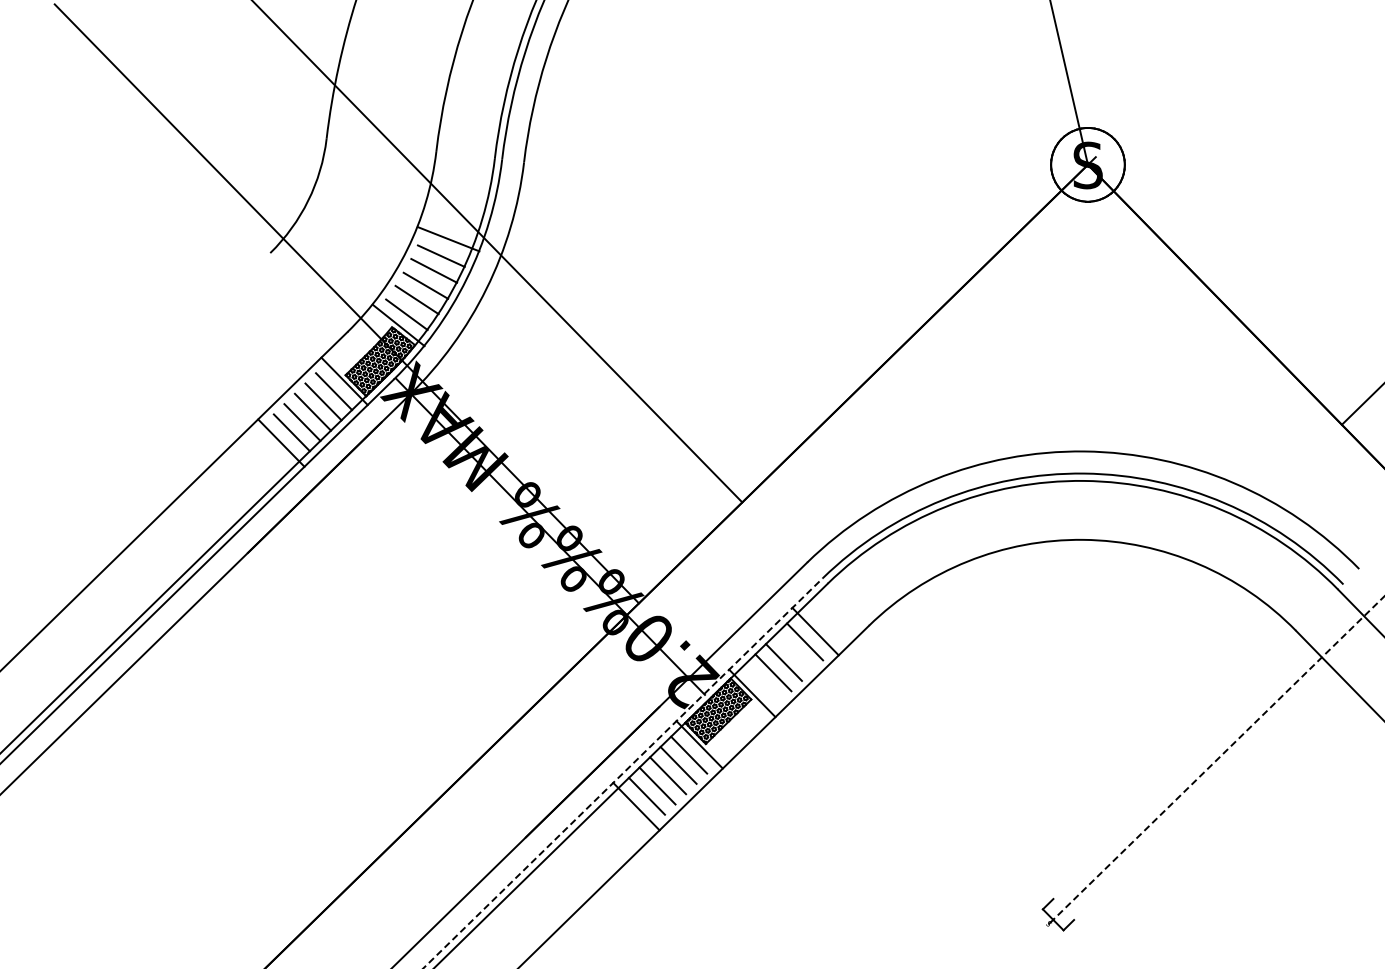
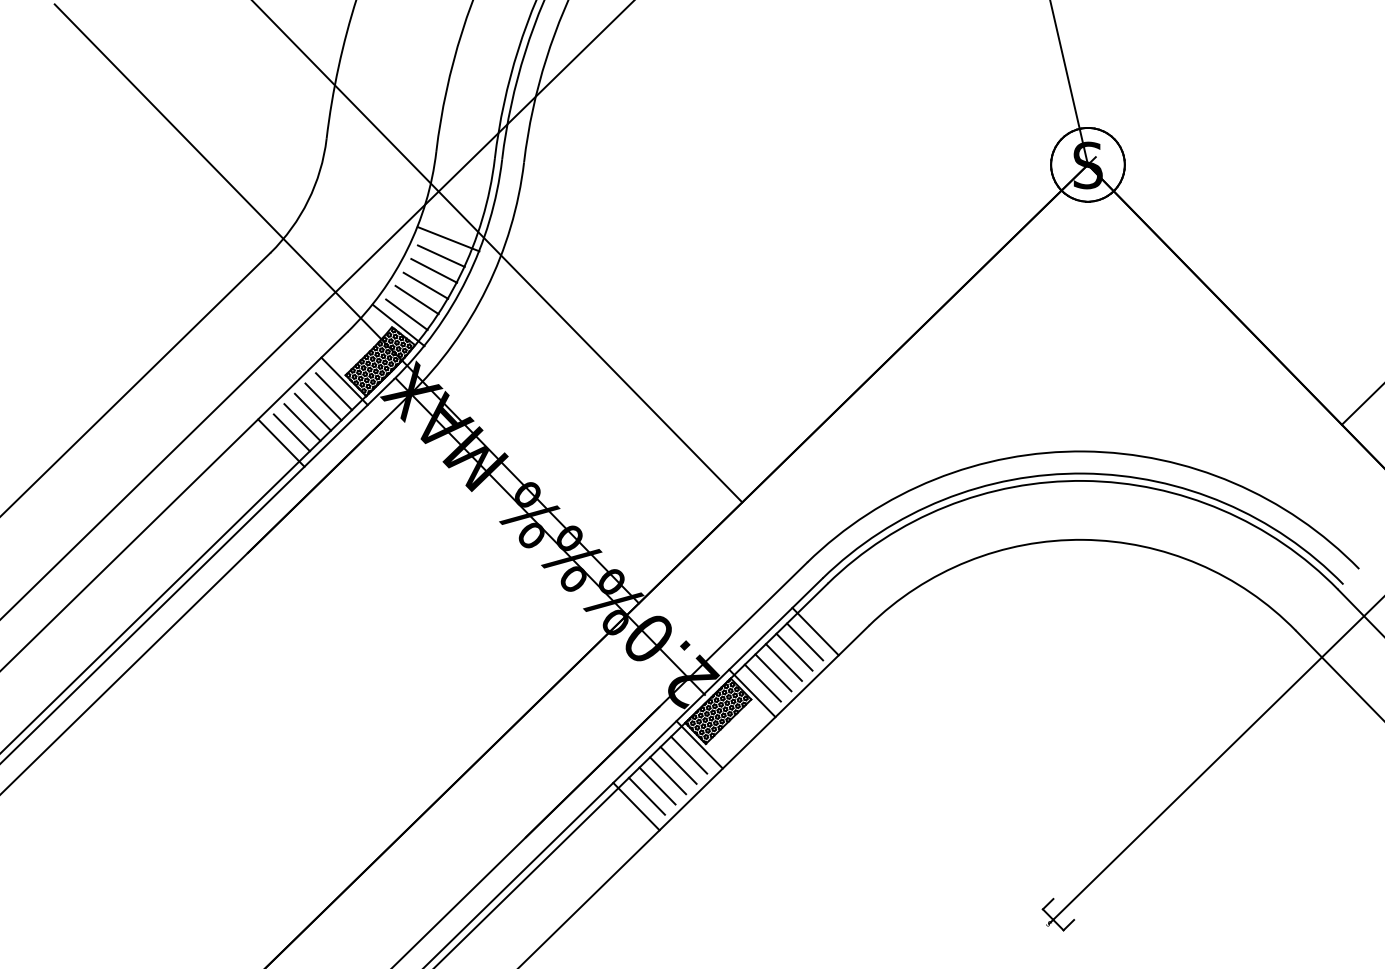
line: none -> present (317, 309)
line: none -> present (136, 383)
line: none -> present (794, 651)
line: none -> present (762, 682)
line: dashed -> solid (1219, 757)
line: dashed -> solid (623, 773)
